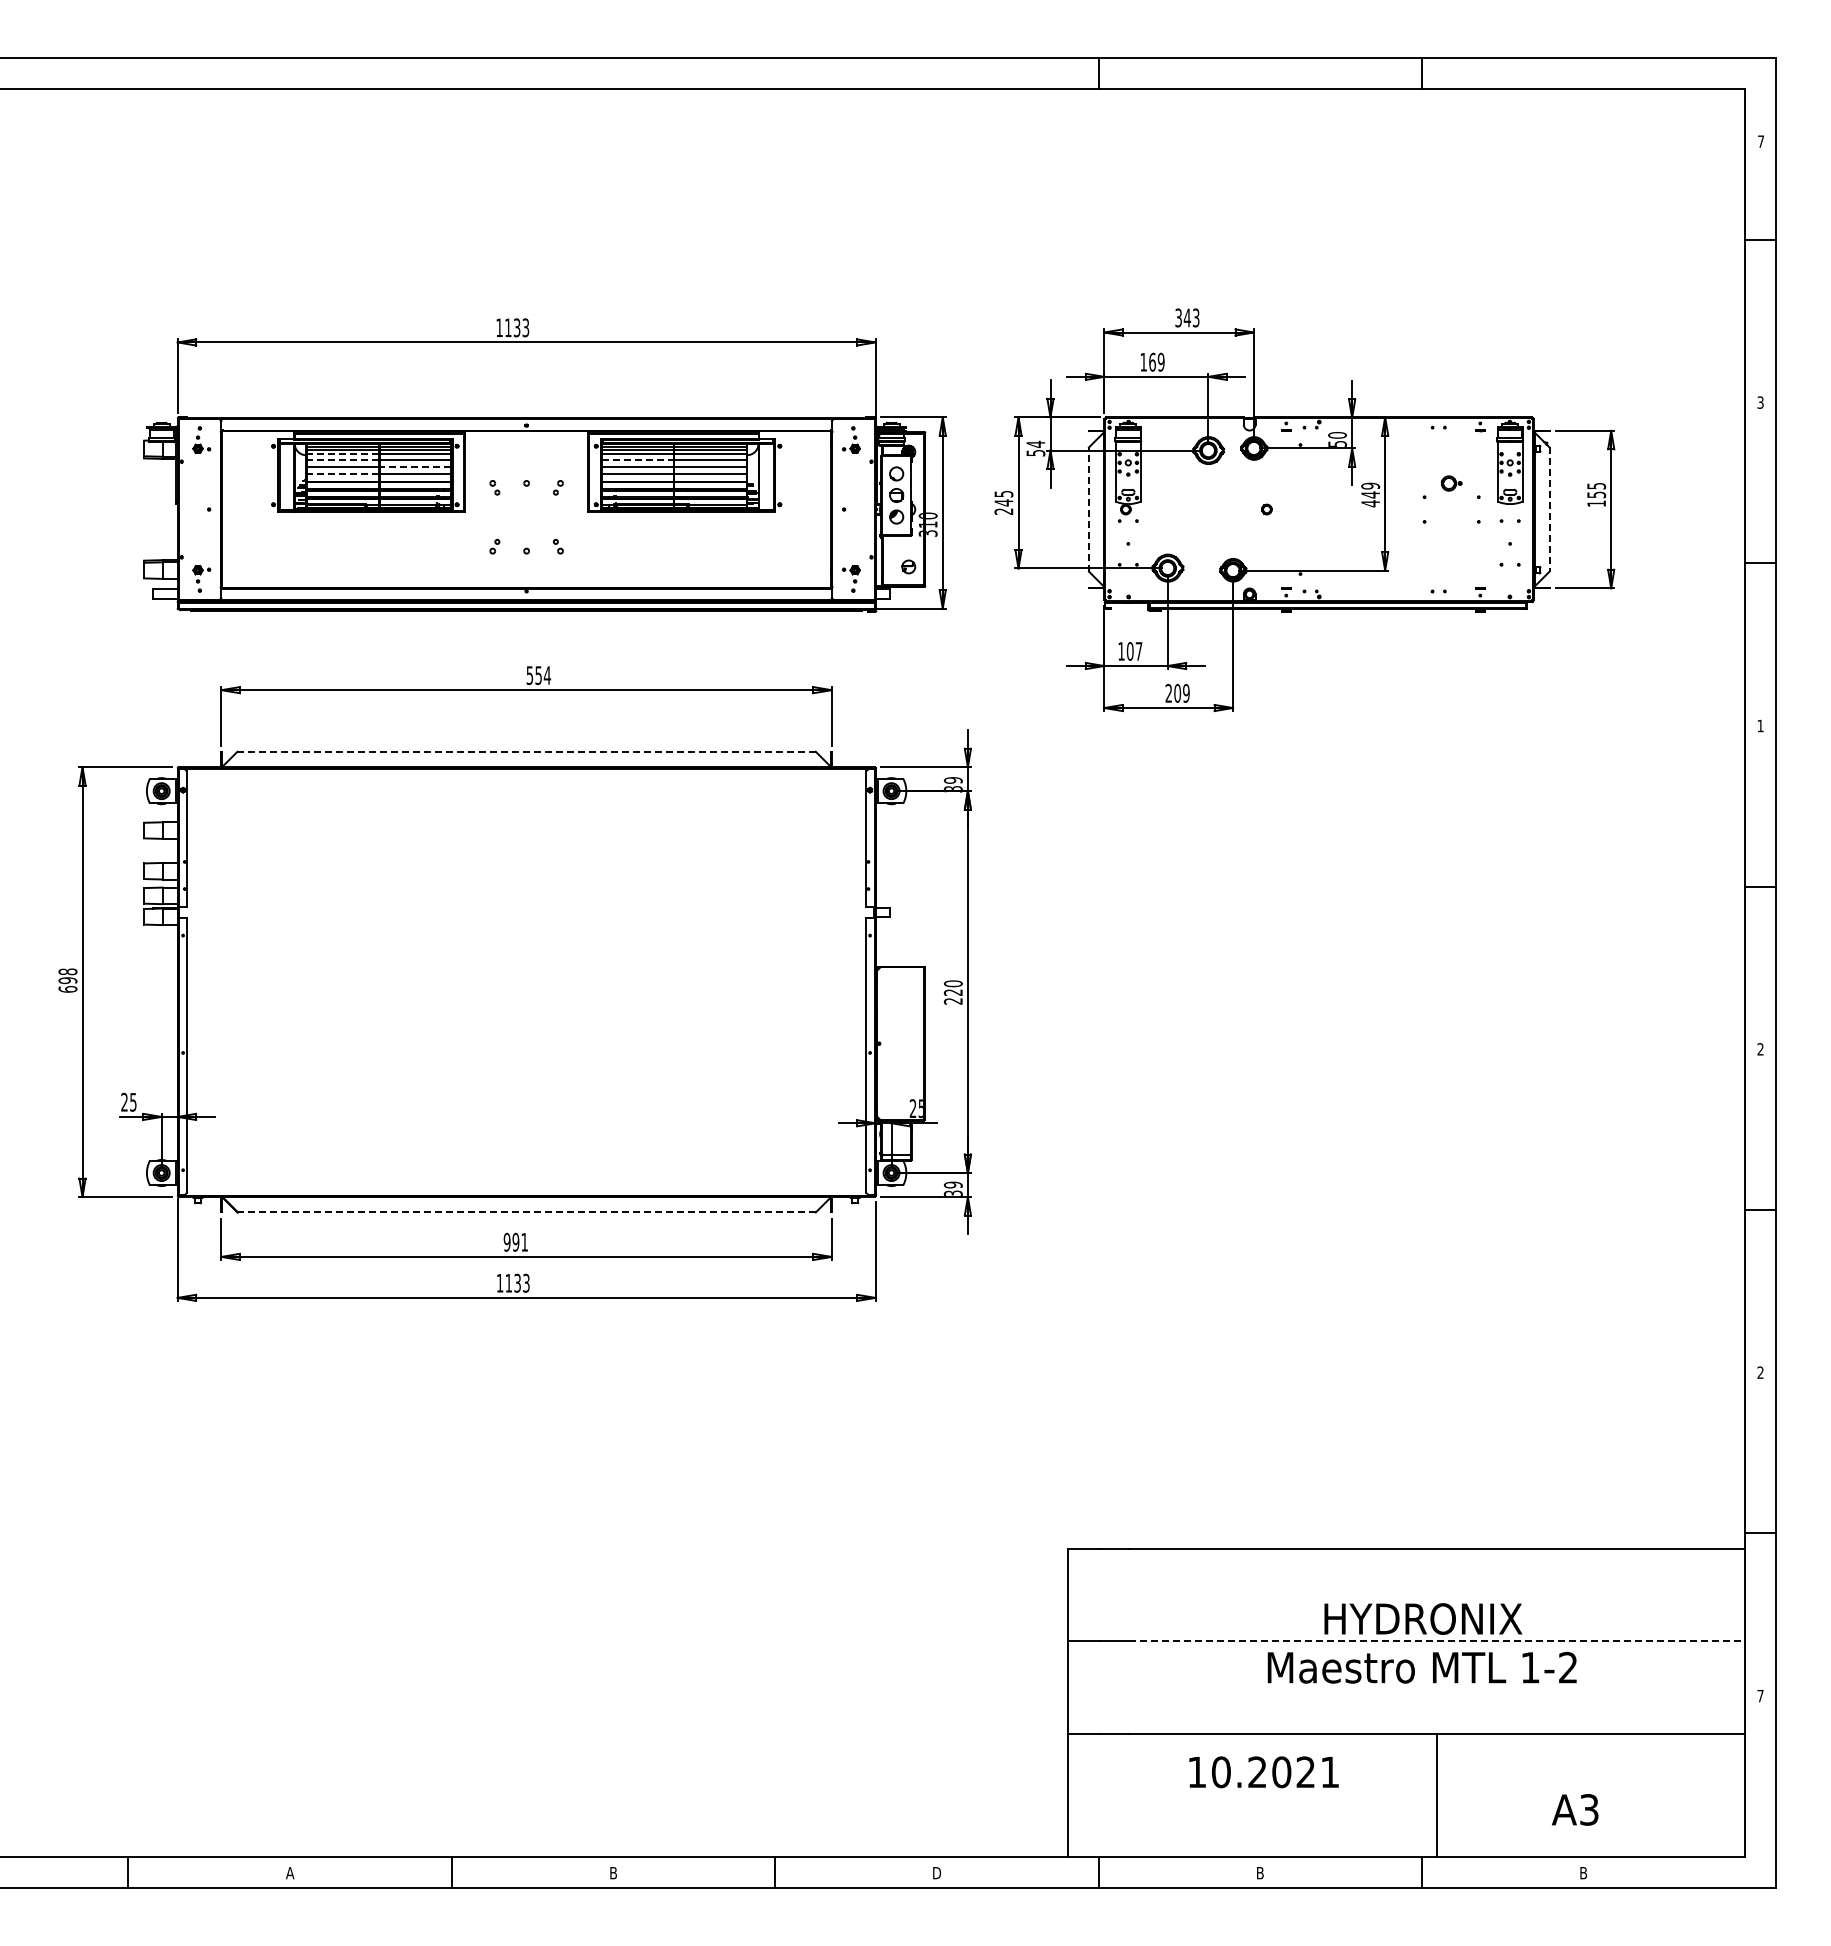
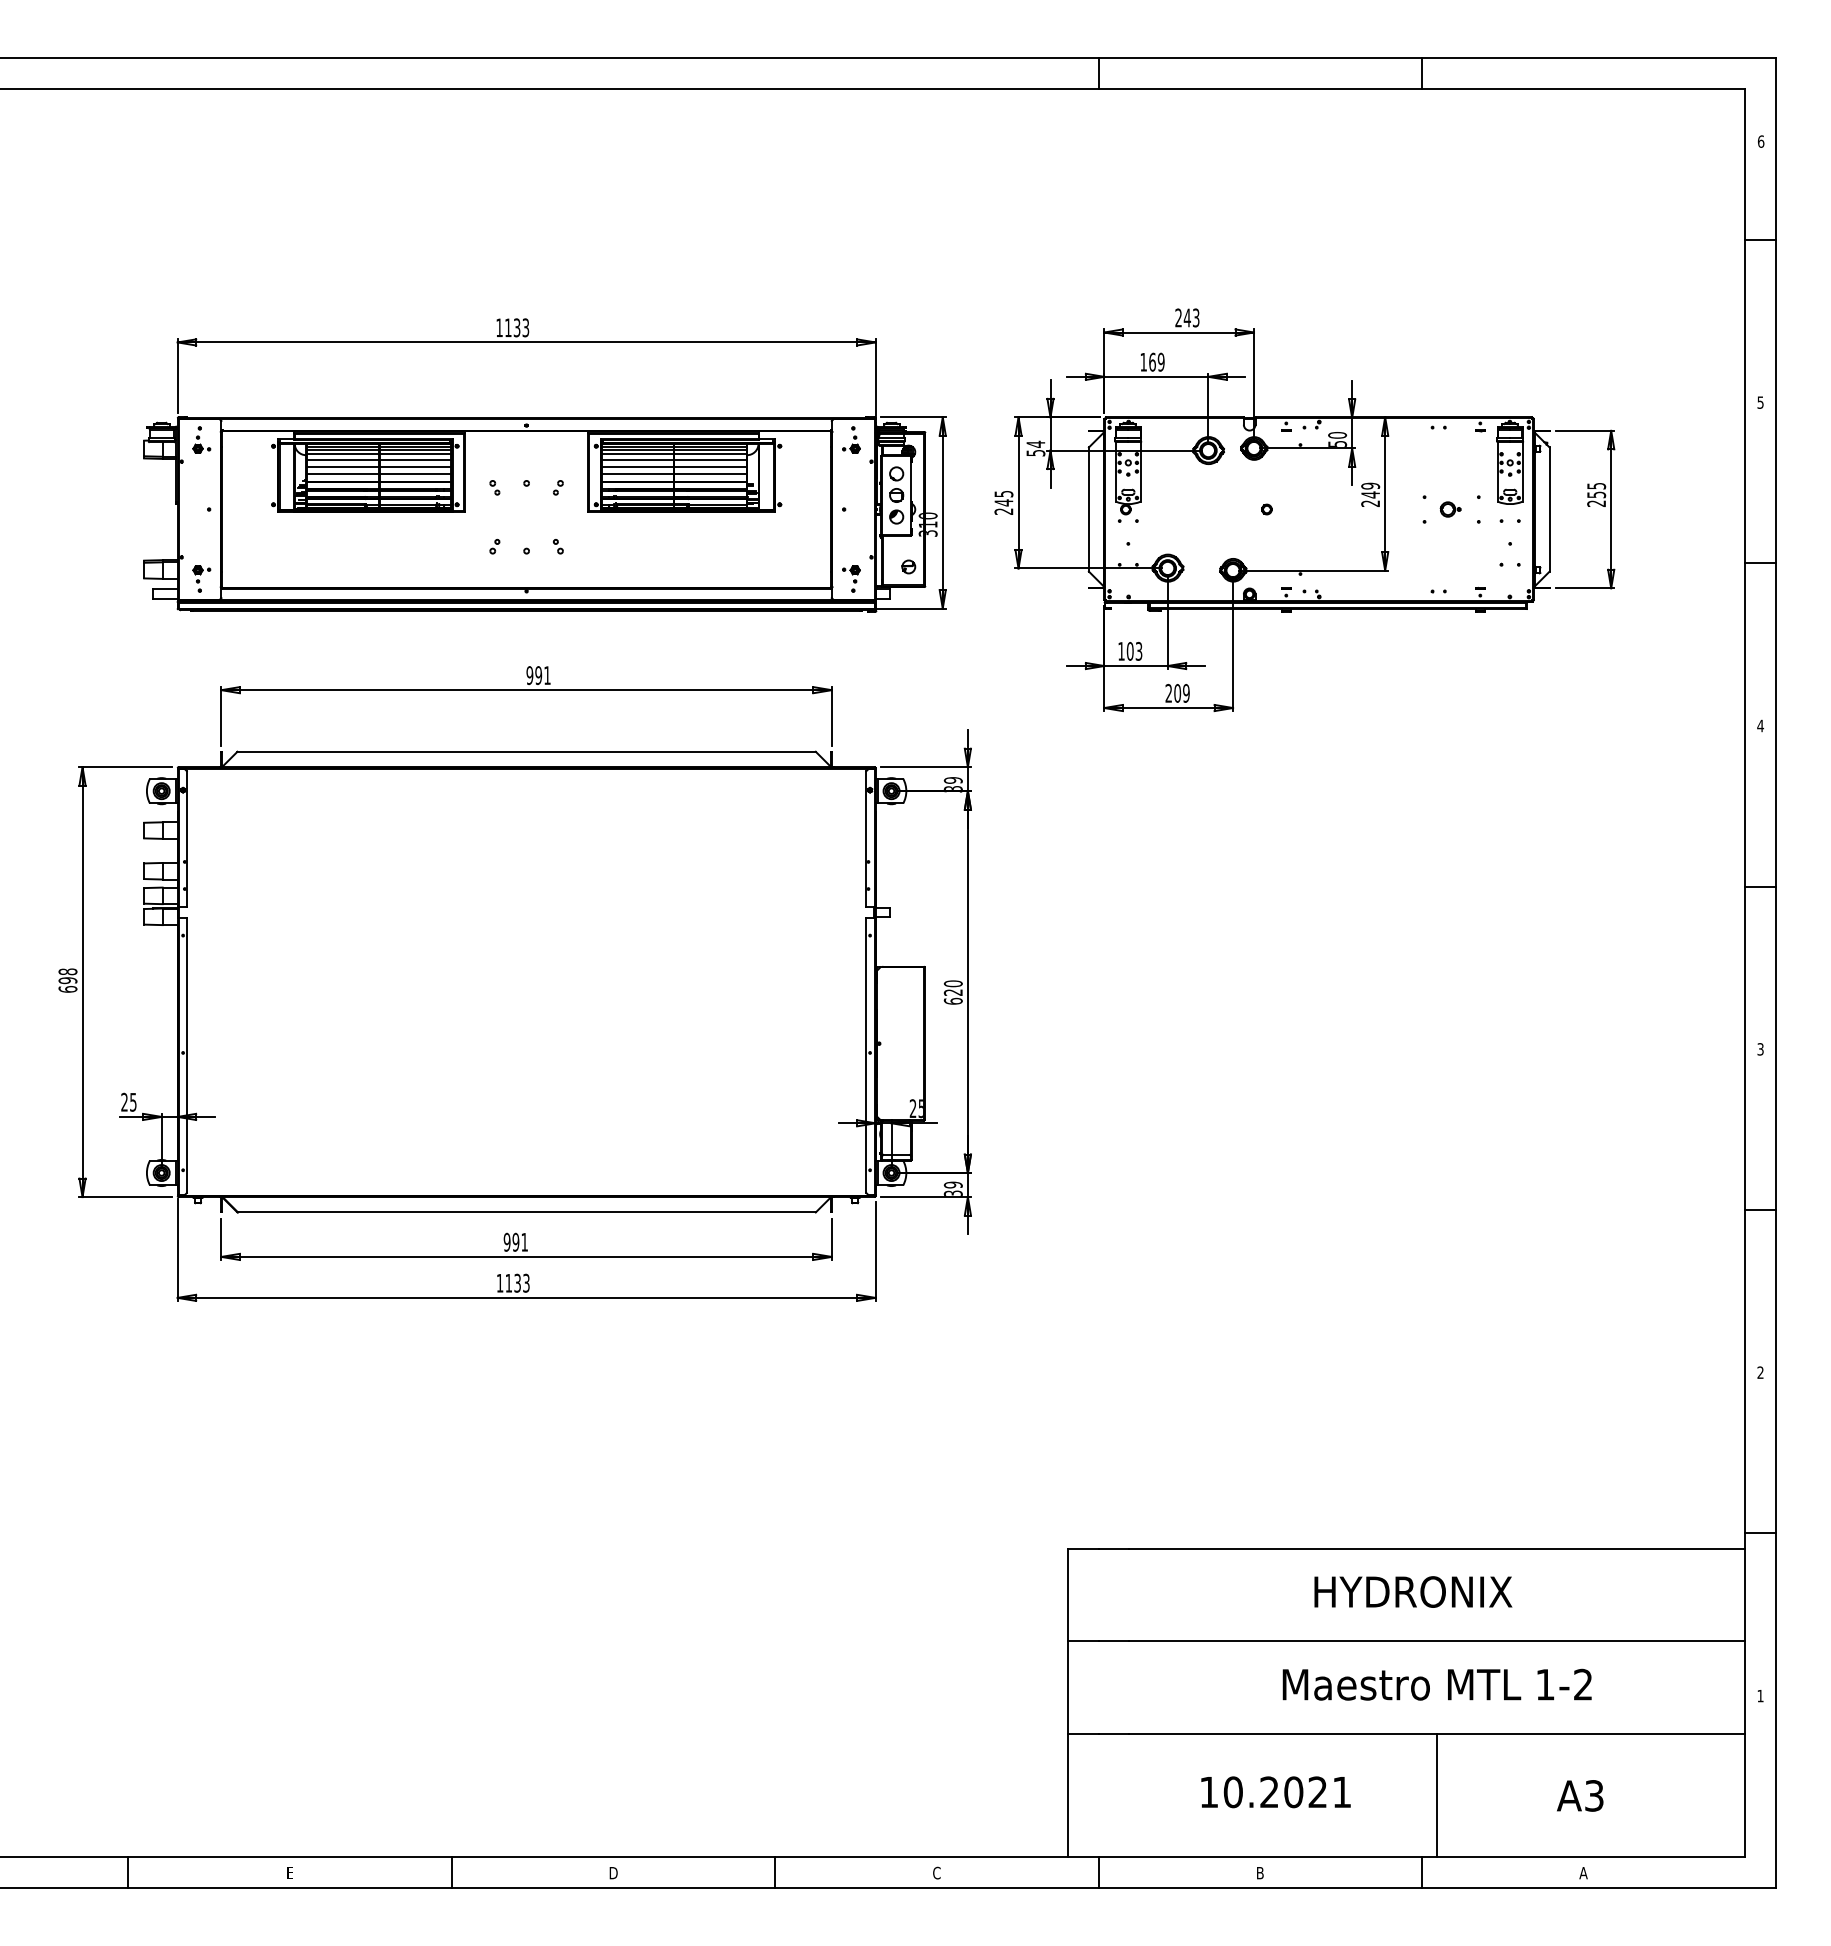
text: 7 -> 6 (1760, 141)
text: 343 -> 243 (1178, 317)
text: 3 -> 5 (1760, 402)
line: dashed -> solid (342, 454)
line: dashed -> solid (342, 460)
line: dashed -> solid (637, 460)
line: dashed -> solid (415, 466)
line: dashed -> solid (342, 474)
part position: (1451, 483) -> (1450, 509) (1450, 509)
text: 449 -> 249 (1370, 503)
text: 155 -> 255 (1596, 503)
line: dashed -> solid (1088, 509)
line: dashed -> solid (1549, 510)
text: 107 -> 103 (1138, 650)
text: 554 -> 991 (538, 675)
text: 1 -> 4 (1760, 725)
line: dashed -> solid (527, 751)
text: 220 -> 620 (952, 1000)
text: 2 -> 3 (1760, 1049)
line: dashed -> solid (526, 1212)
text position: (1423, 1618) -> (1413, 1591) (1413, 1591)
line: dashed -> solid (1437, 1641)
text position: (1421, 1667) -> (1436, 1684) (1436, 1684)
text: 7 -> 1 (1760, 1696)
text position: (1263, 1772) -> (1275, 1792) (1275, 1792)
text position: (1575, 1809) -> (1580, 1795) (1580, 1795)
text: D -> C (937, 1872)
text: A -> E (290, 1873)
text: B -> D (613, 1873)
text: B -> A (1583, 1873)
